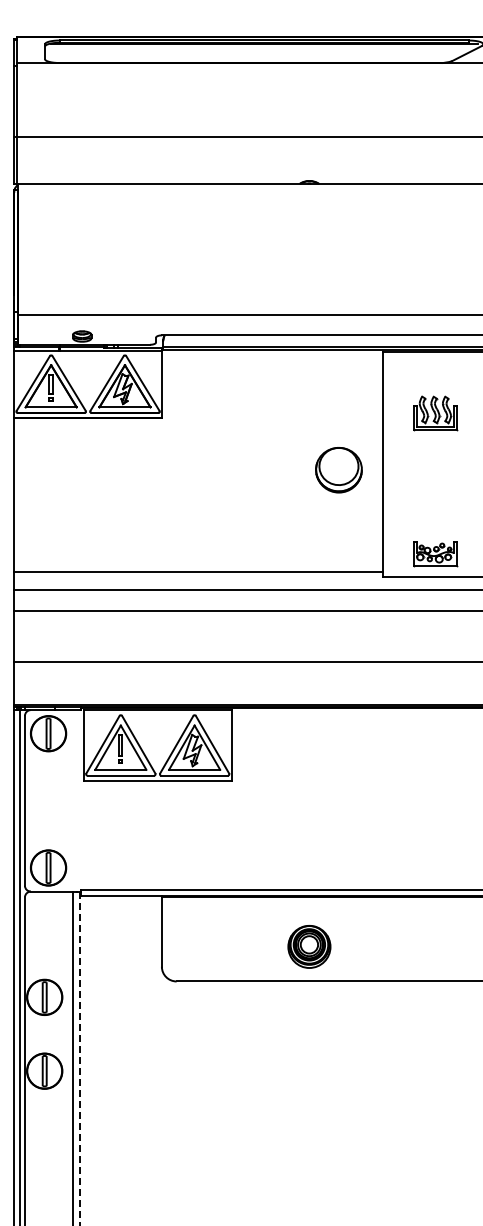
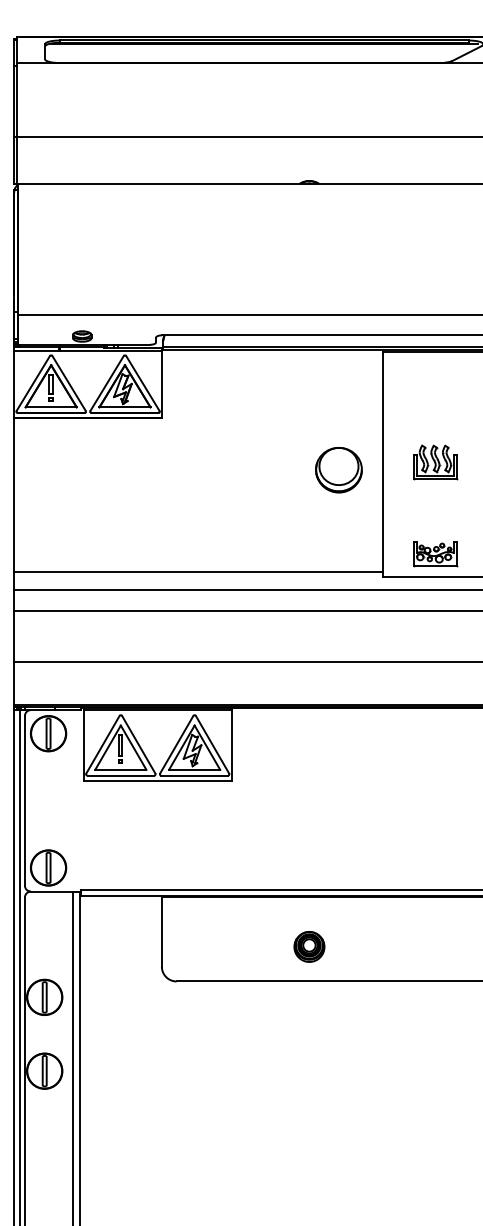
part position: (435, 413) -> (435, 462) (435, 462)
part size: 45x44 px -> 33x32 px (309, 946)
line: dashed -> solid (80, 1058)
